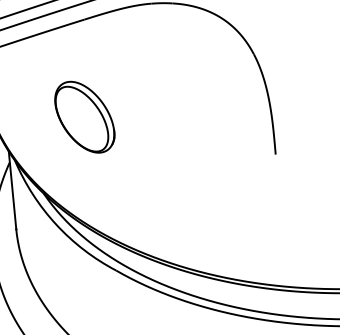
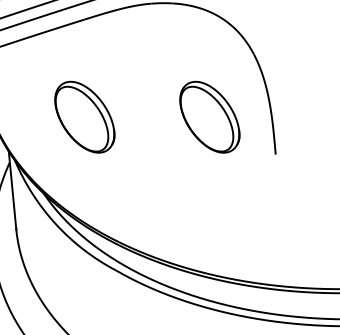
part: none -> present (209, 116)
